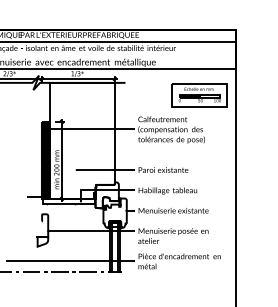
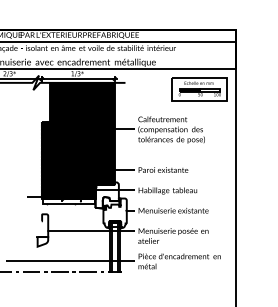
part position: (199, 95) -> (199, 89) (199, 89)
fill: none -> present (81, 140)
